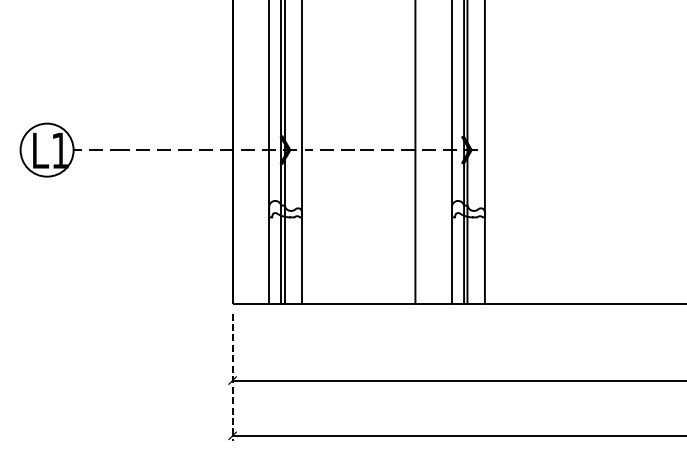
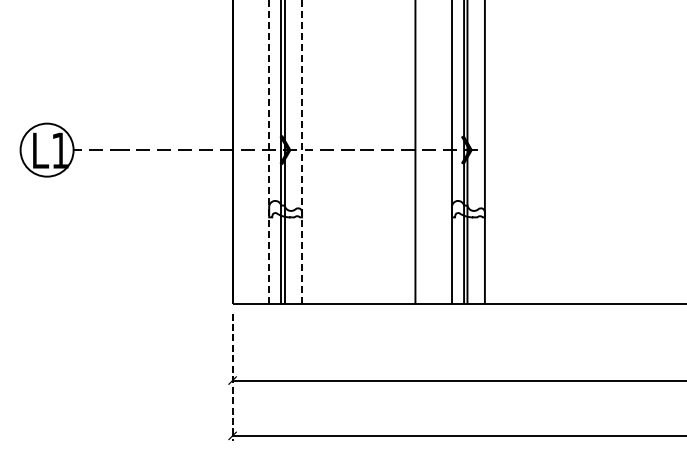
line: solid -> dashed (269, 152)
line: solid -> dashed (302, 152)
